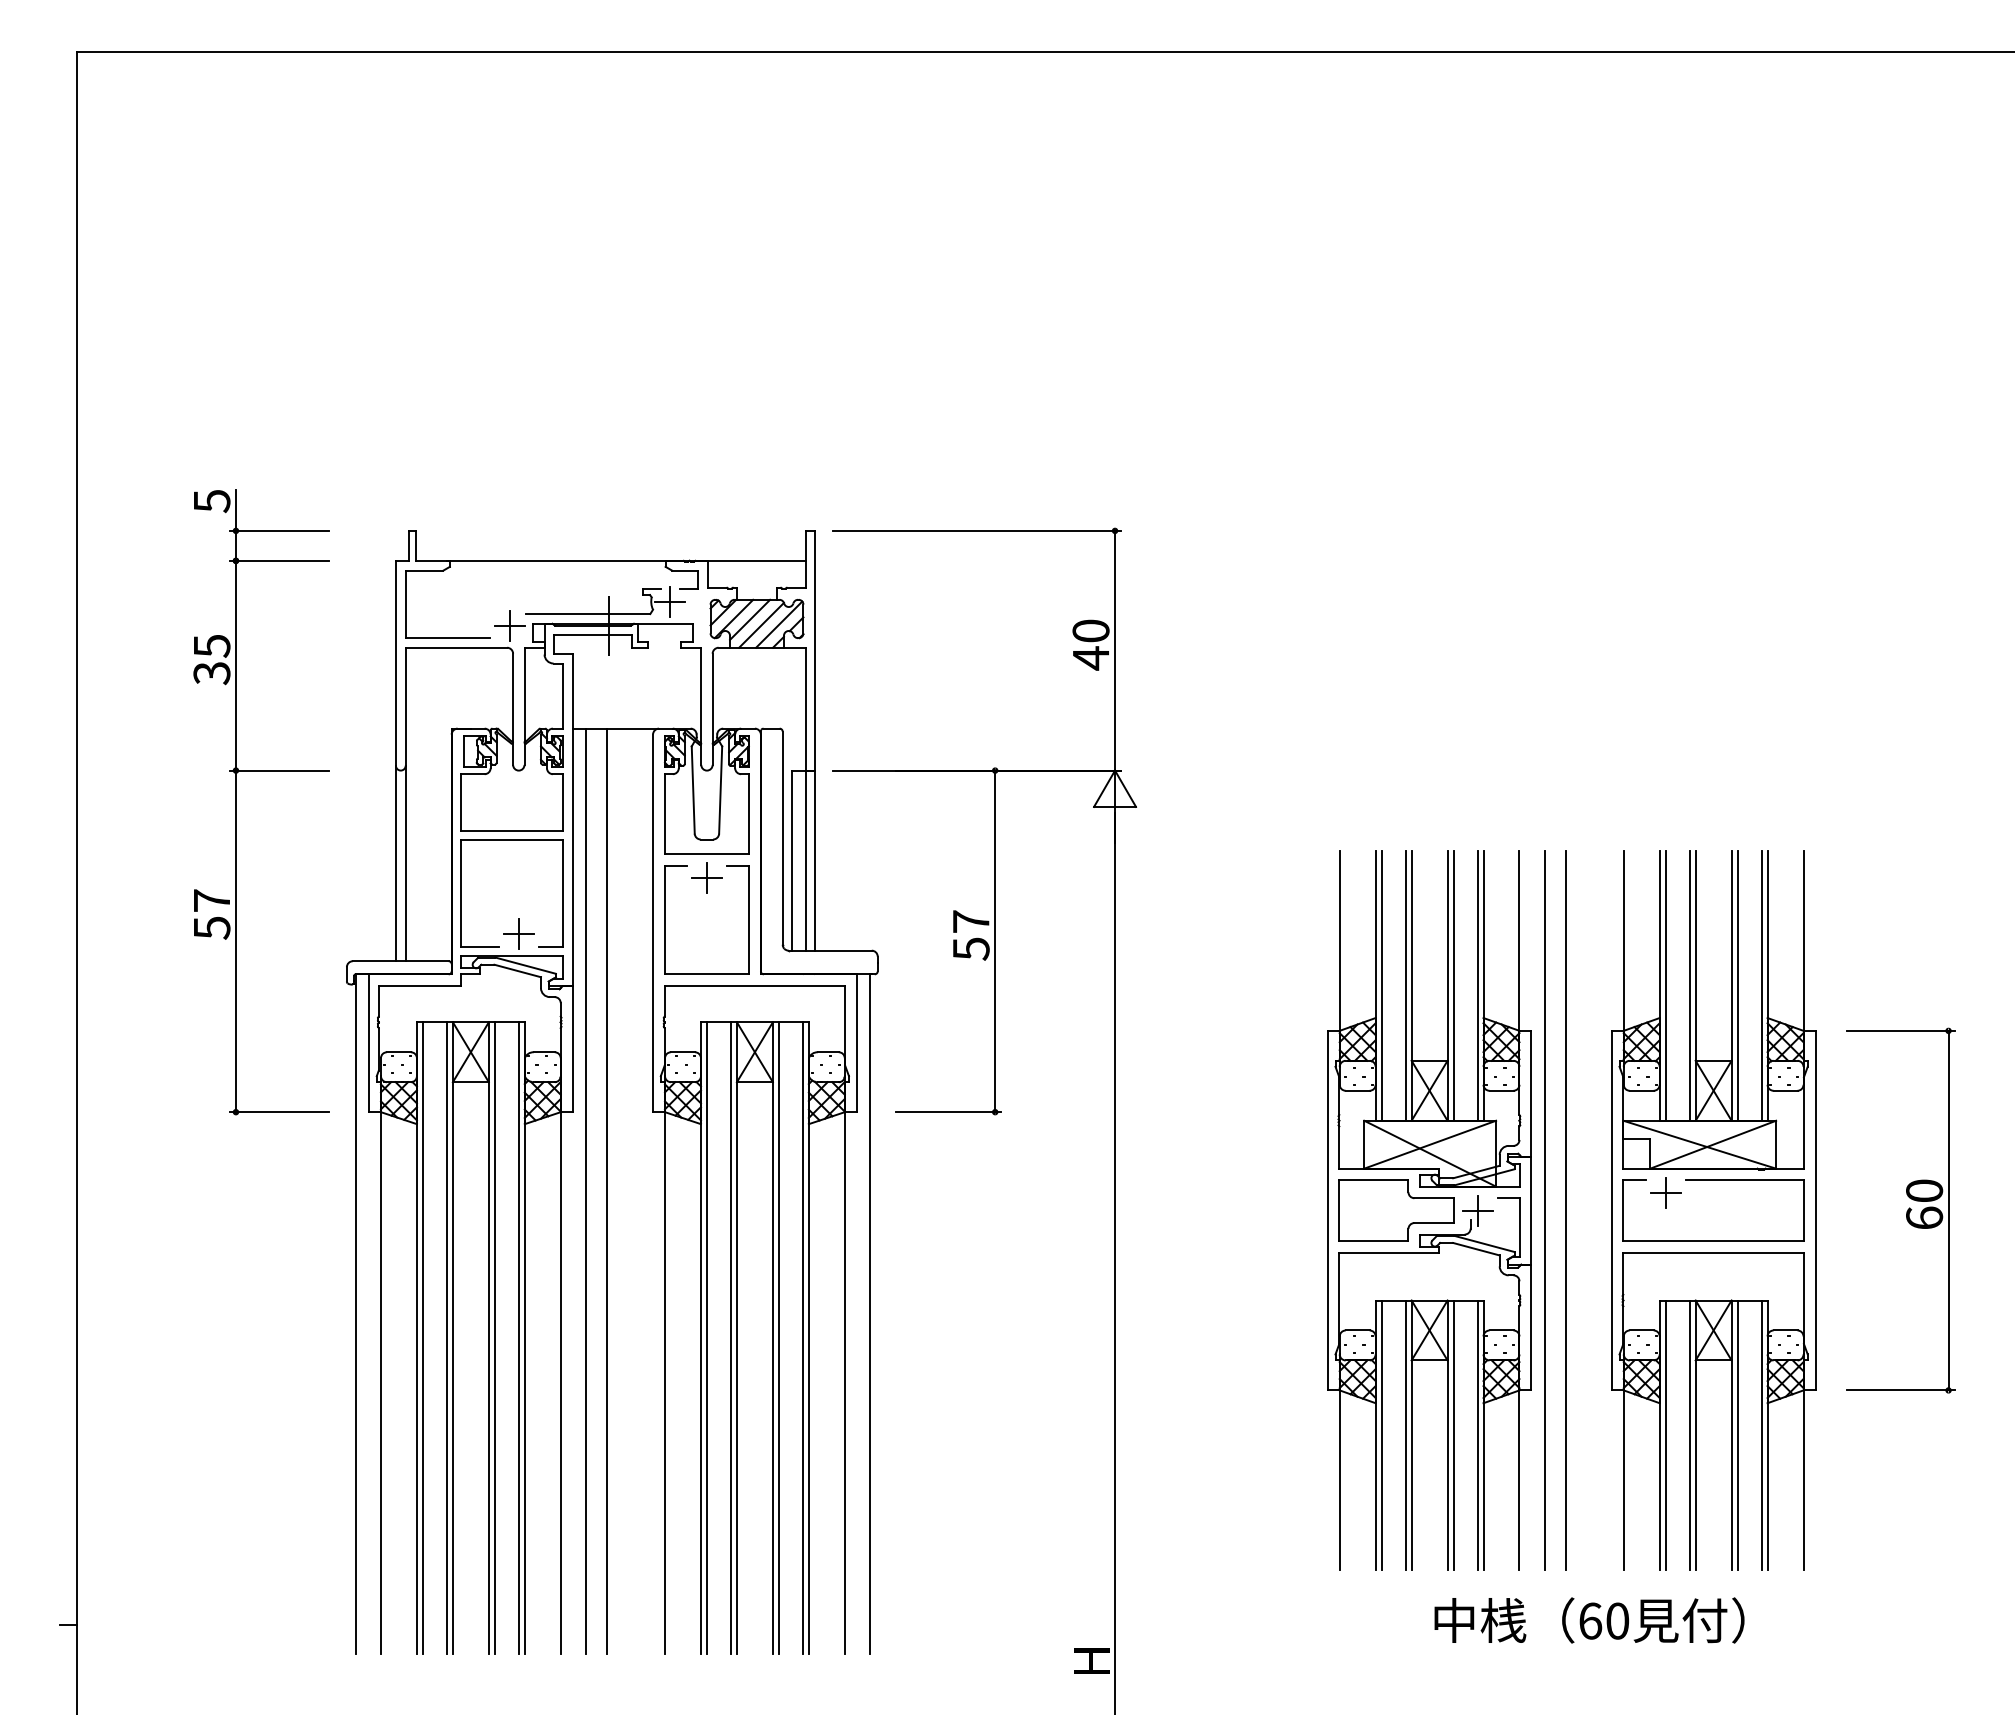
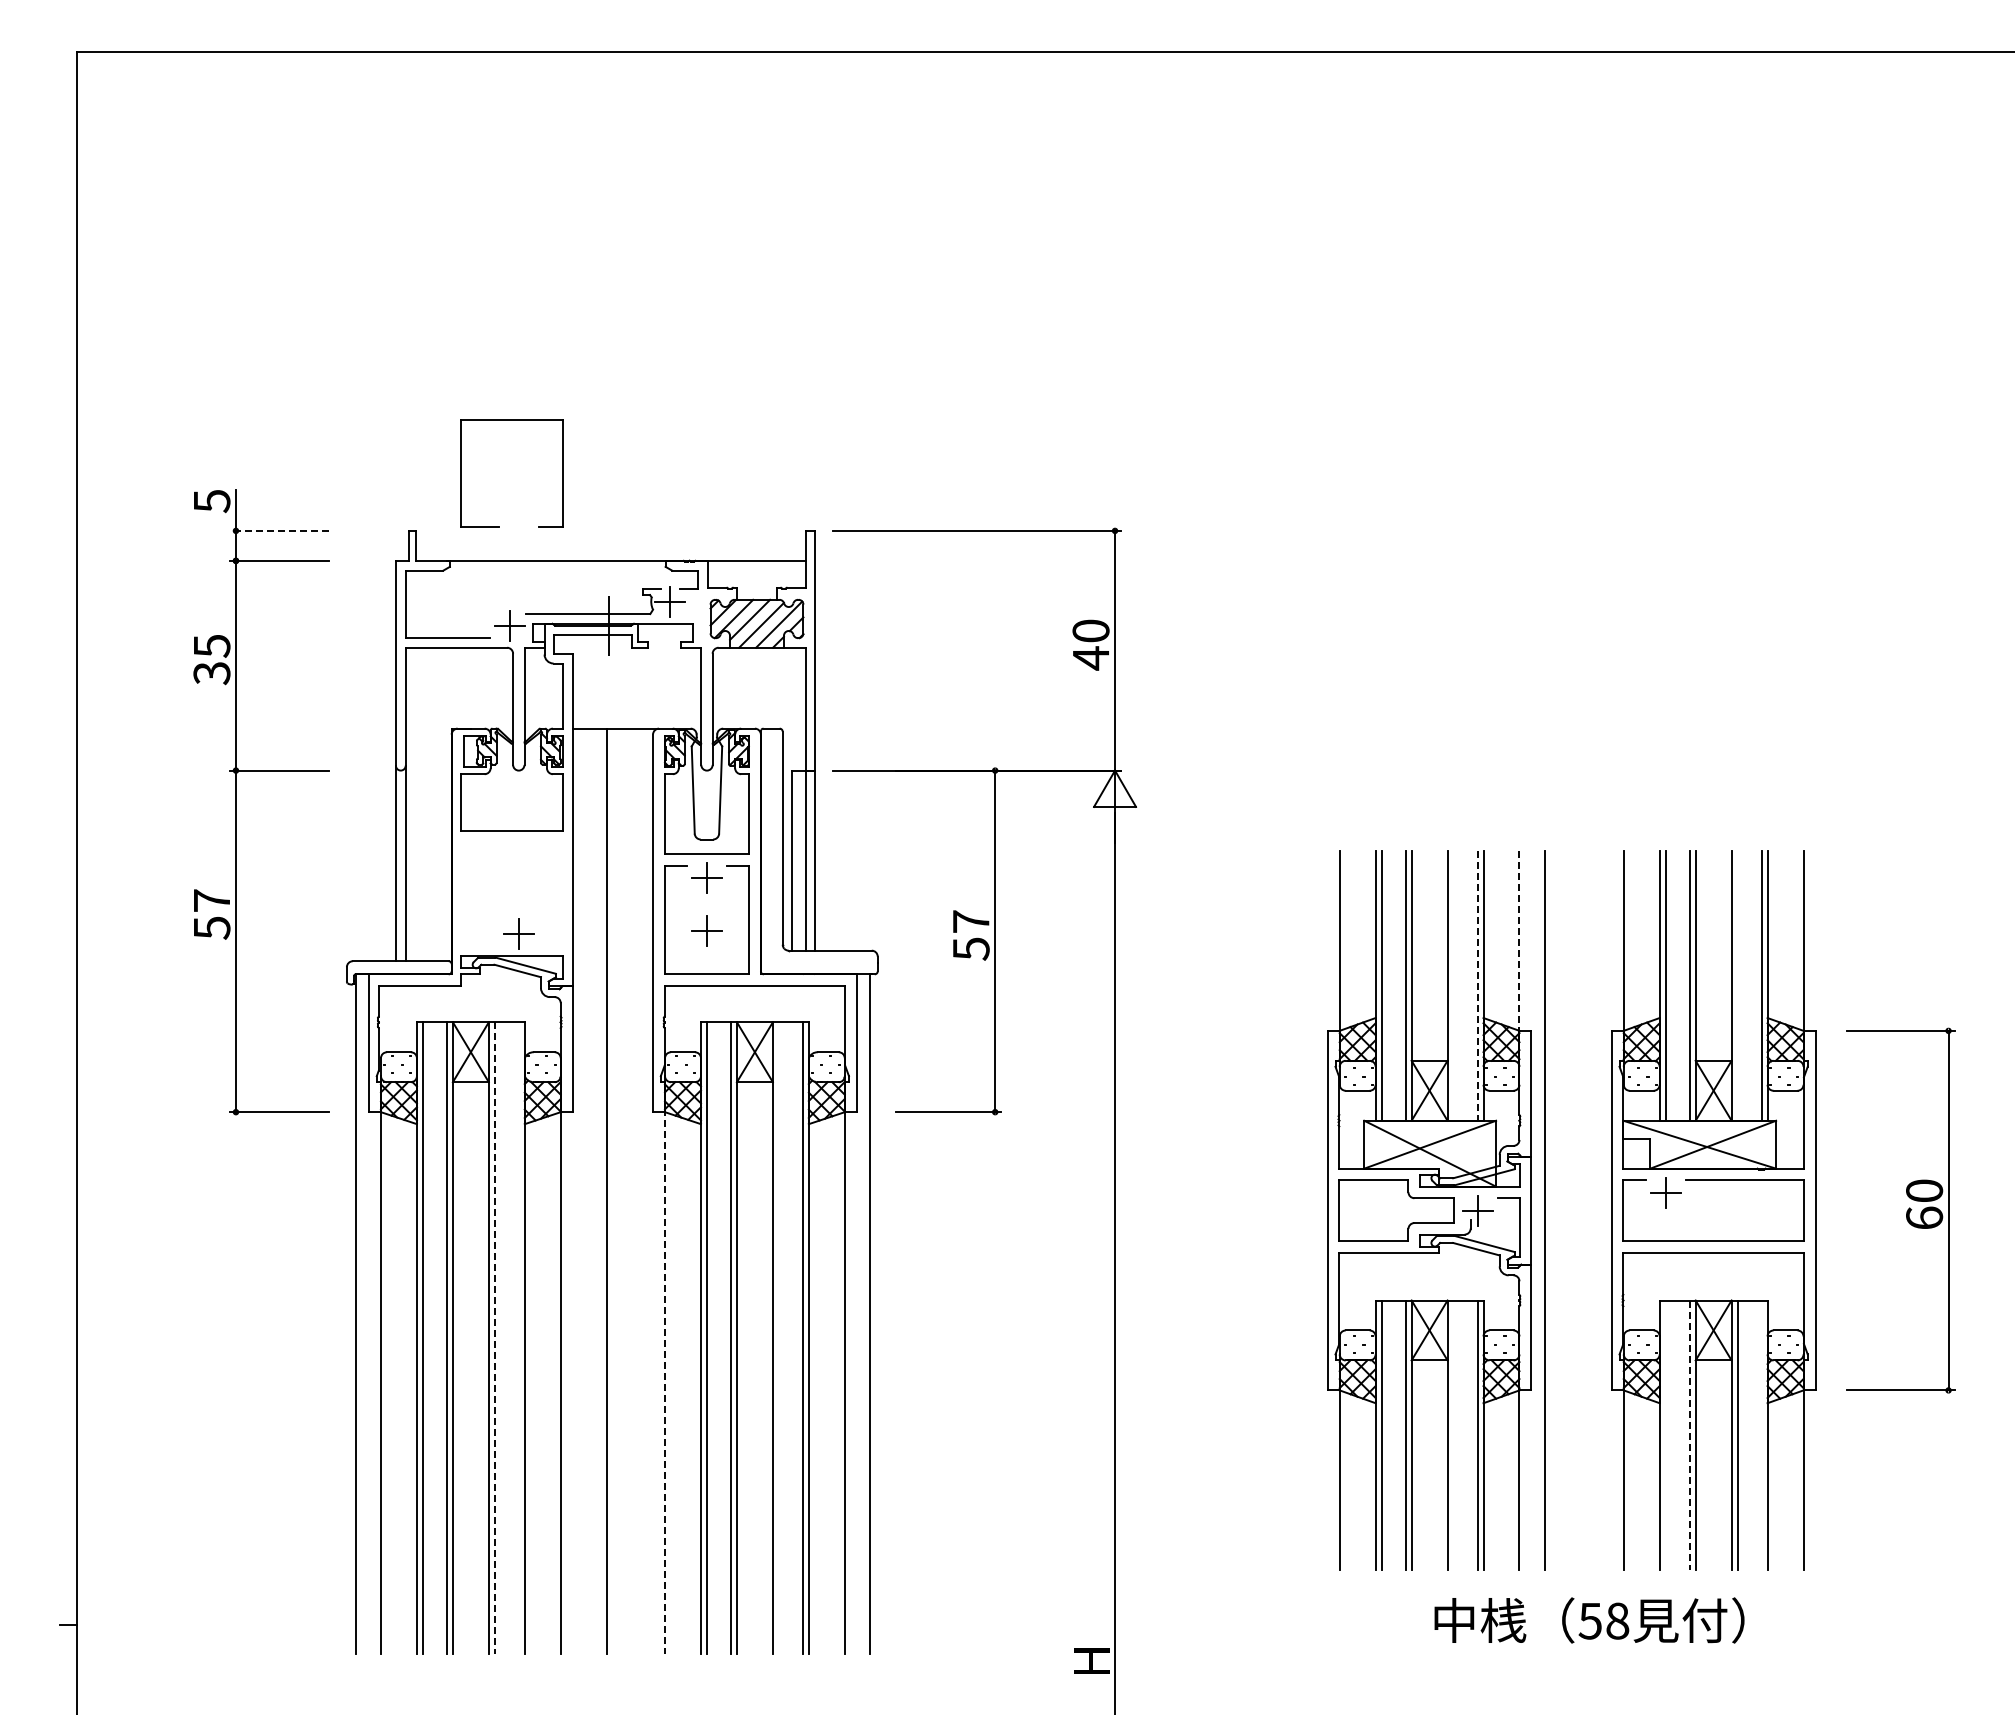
line: solid -> dashed (278, 530)
part position: (461, 893) -> (461, 473) (461, 473)
part: none -> present (706, 930)
line: solid -> dashed (1519, 942)
line: present -> none (1453, 985)
line: solid -> dashed (1477, 985)
line: present -> none (1737, 985)
line: present -> none (585, 1191)
line: present -> none (1565, 1210)
line: solid -> dashed (494, 1338)
line: present -> none (518, 1338)
line: present -> none (778, 1338)
line: solid -> dashed (665, 1381)
line: present -> none (1453, 1435)
line: present -> none (1665, 1435)
line: solid -> dashed (1689, 1435)
line: present -> none (1761, 1435)
text: 60 -> 58 (1603, 1620)
